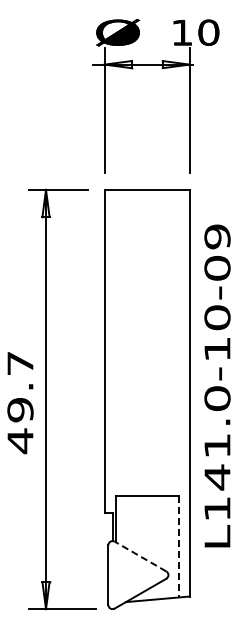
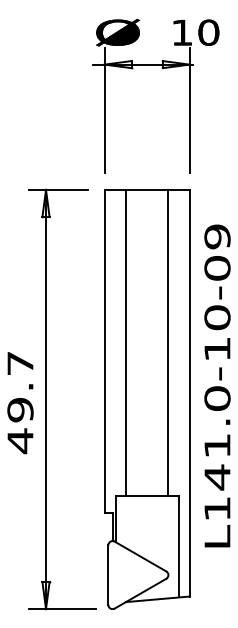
line: none -> present (126, 342)
line: none -> present (168, 342)
line: dashed -> solid (178, 546)
line: dashed -> solid (140, 556)
